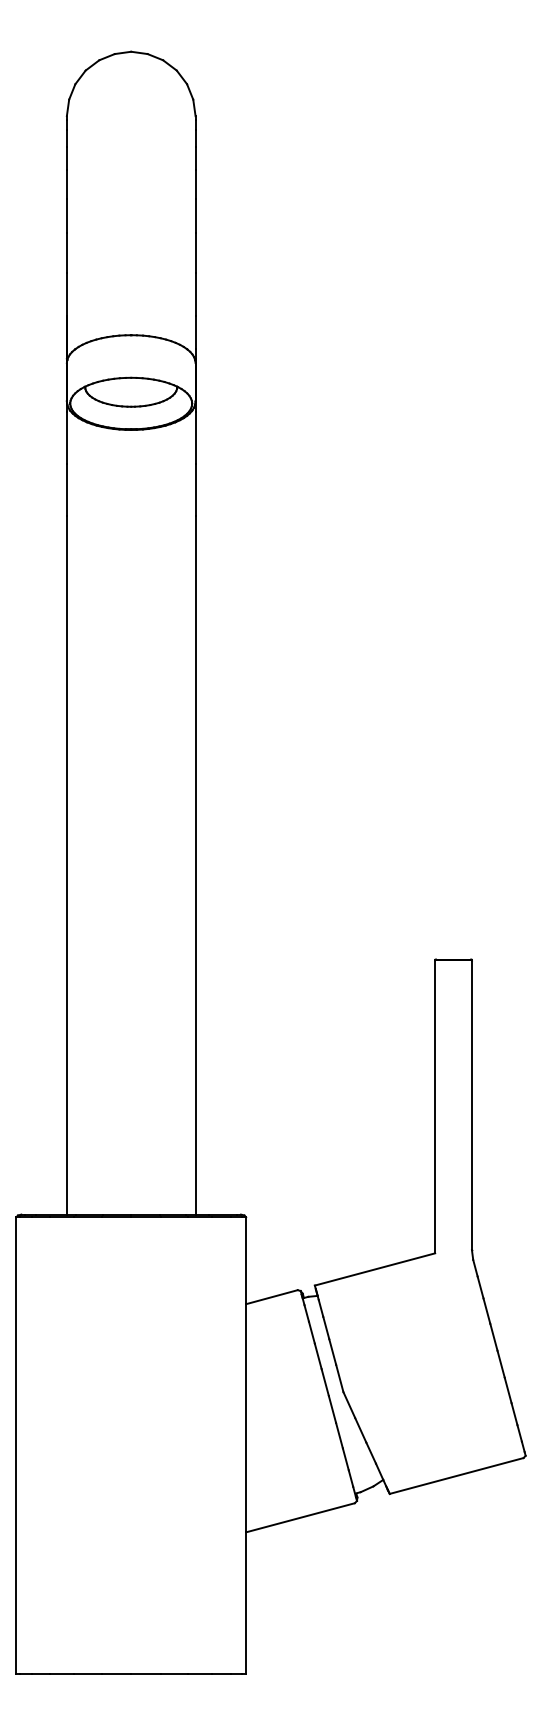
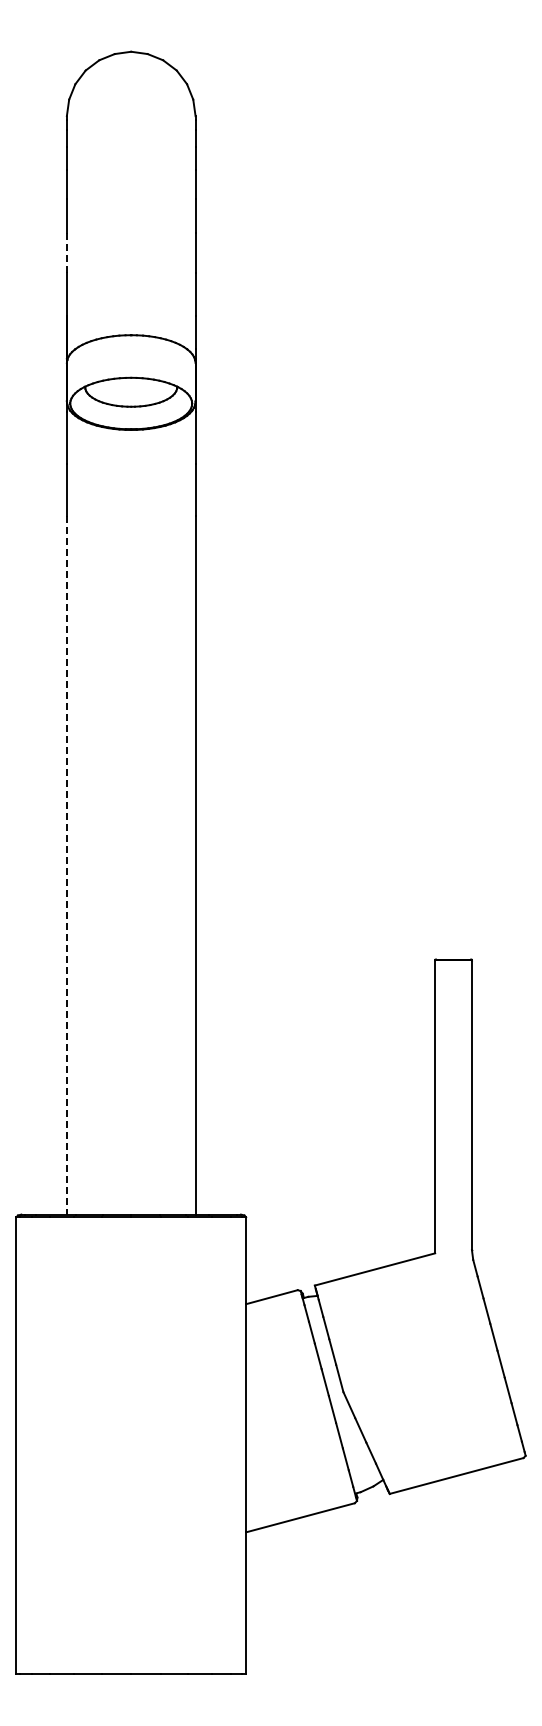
line: solid -> dashed (66, 252)
line: solid -> dashed (66, 865)
